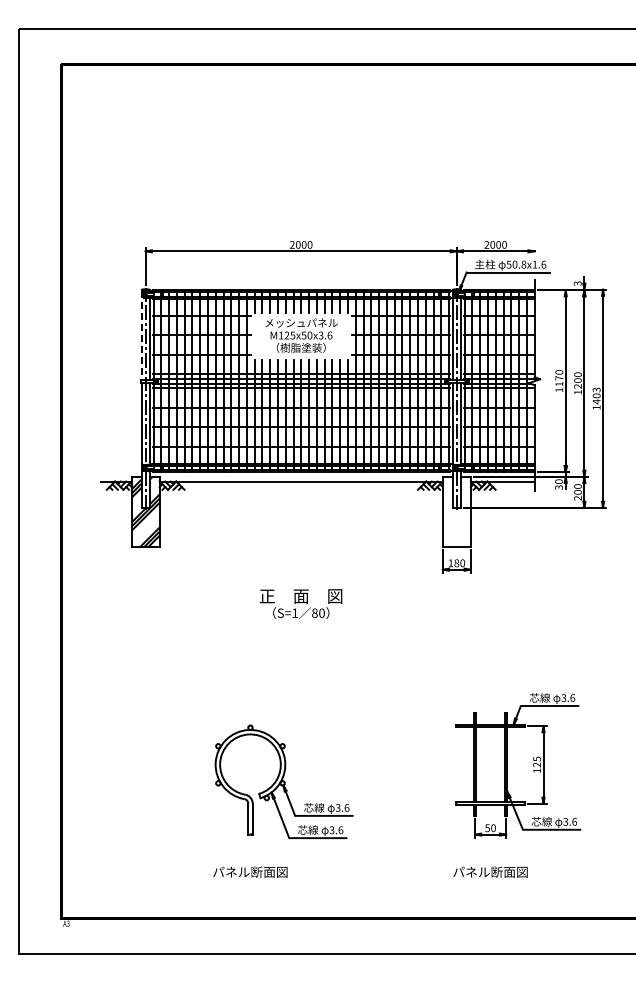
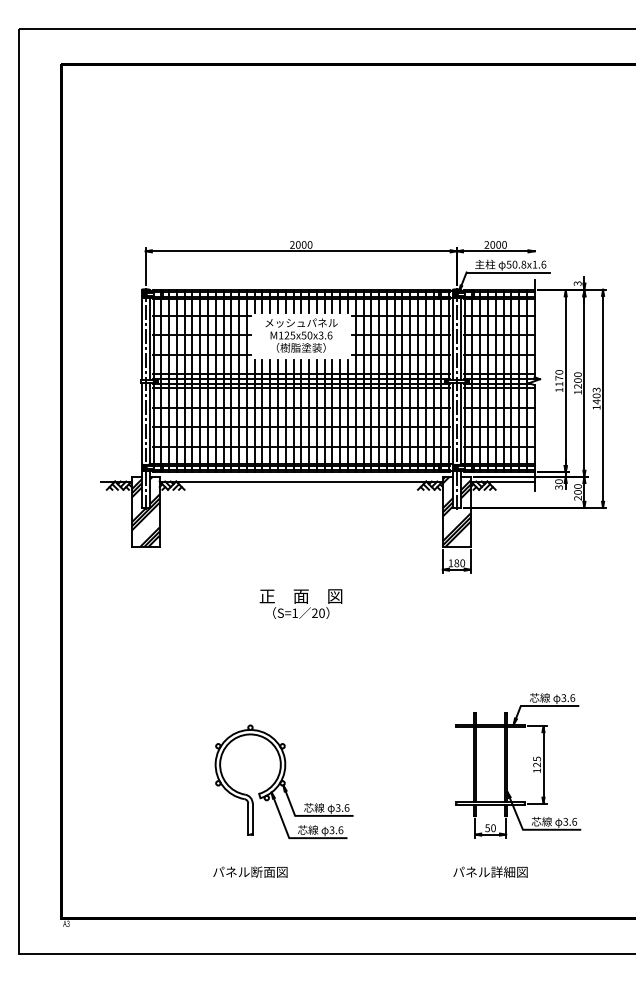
line: dashed -> solid (141, 336)
hatch: none -> present (456, 511)
text: 80 -> 20 (314, 612)
text: パネル断面図 -> パネル詳細図 (503, 871)
